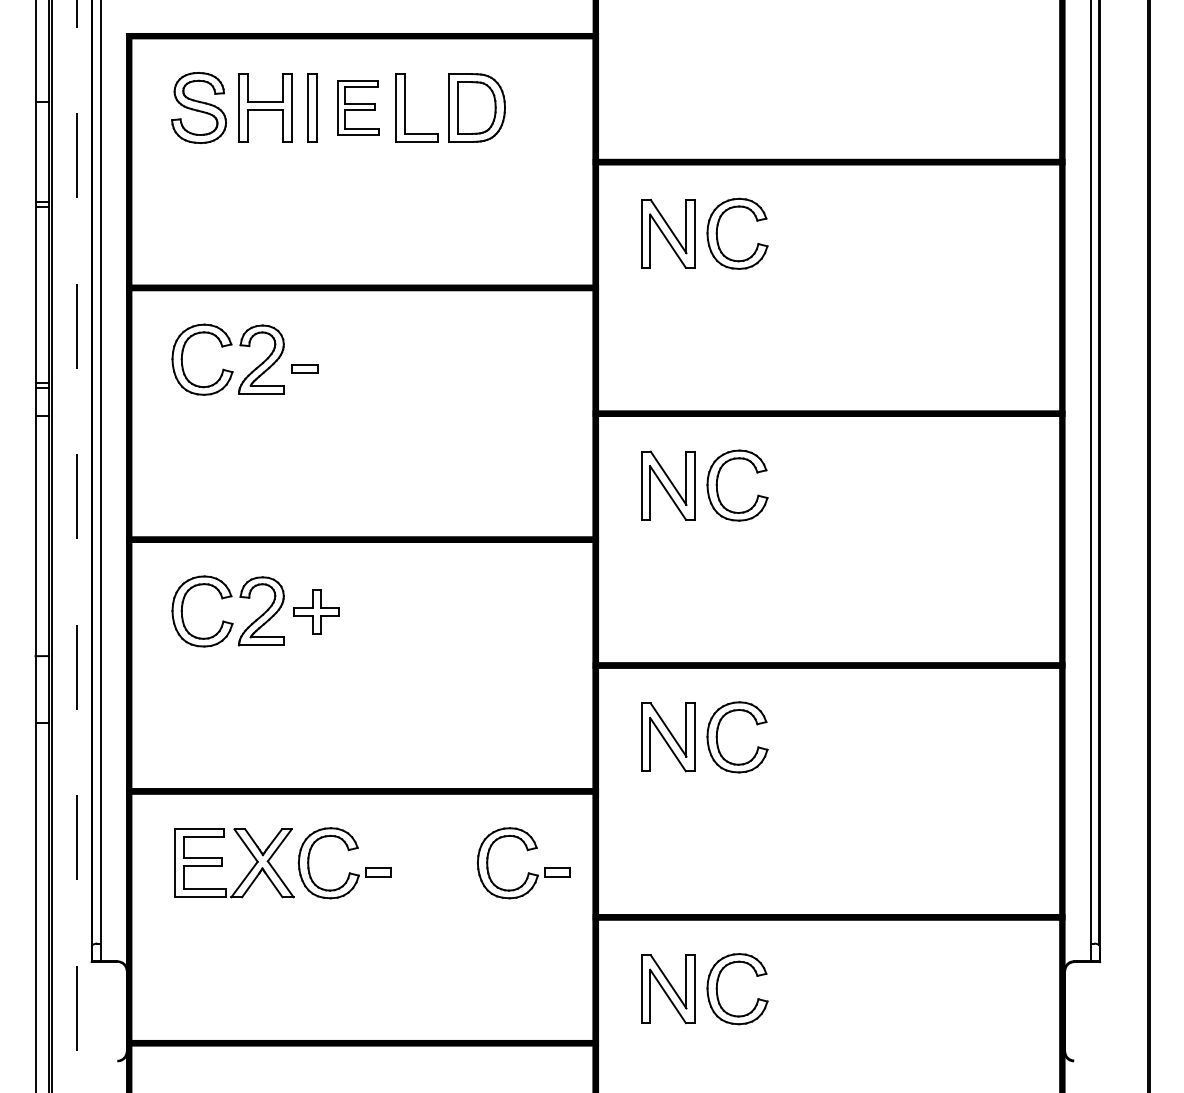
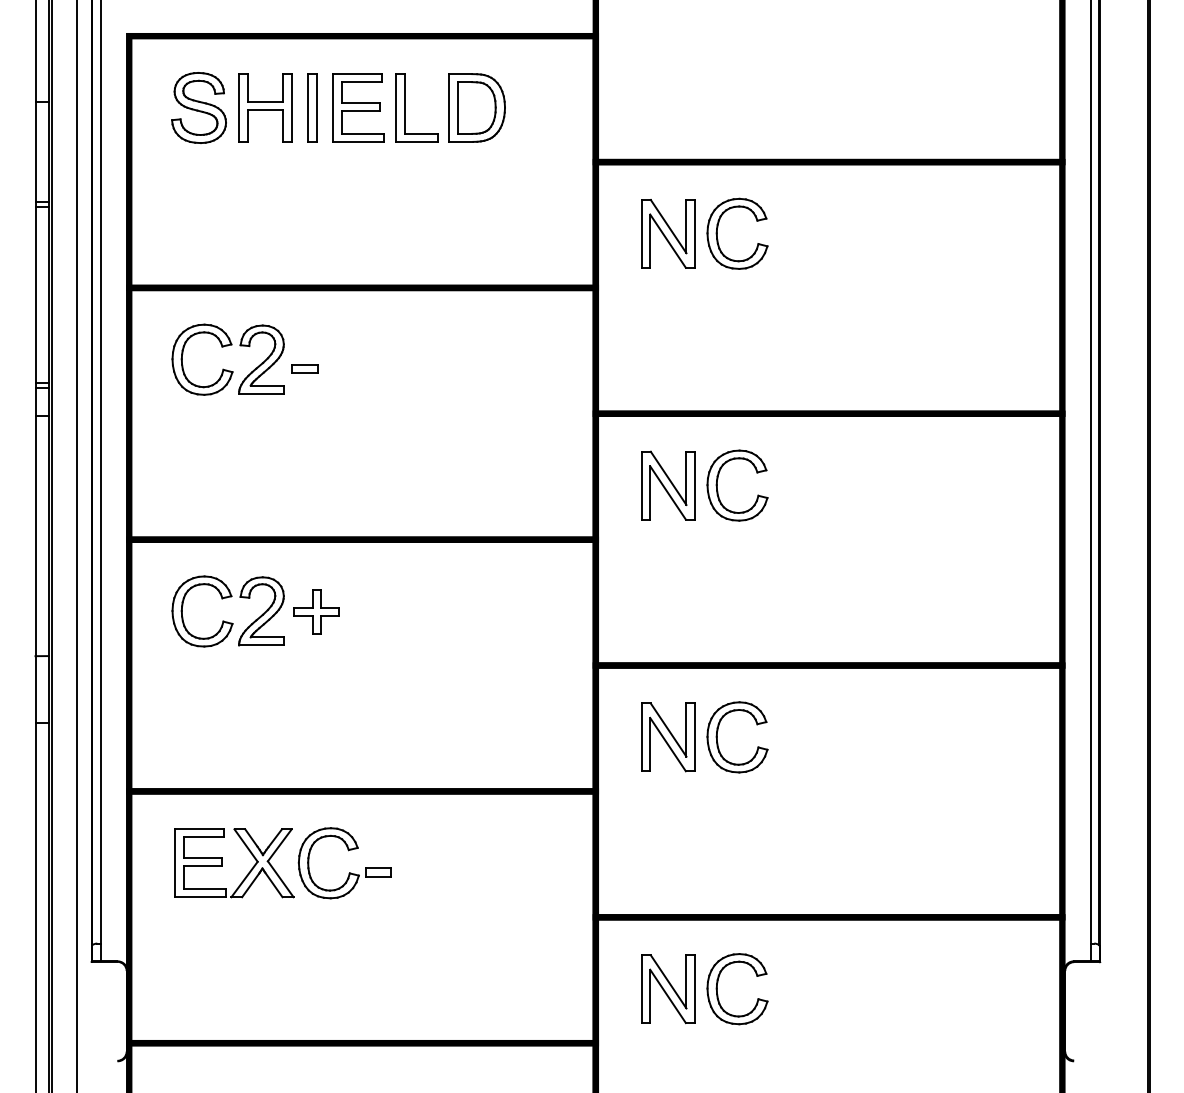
part size: 43x56 px -> 53x70 px (358, 107)
line: dashed -> solid (77, 546)
part: present -> none (528, 872)
